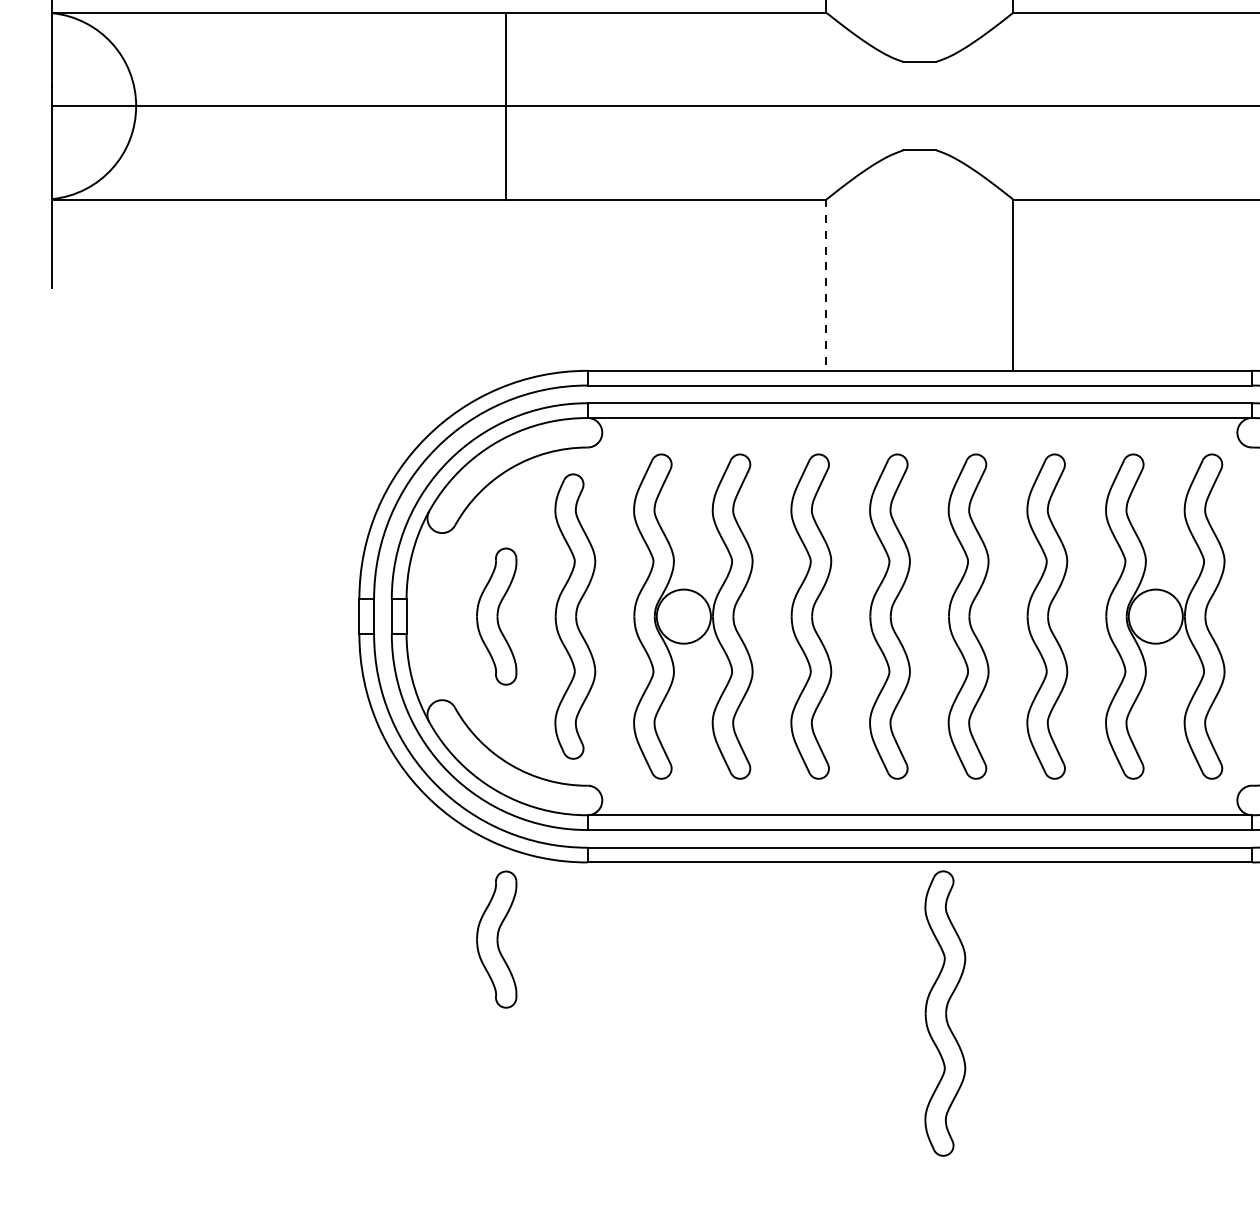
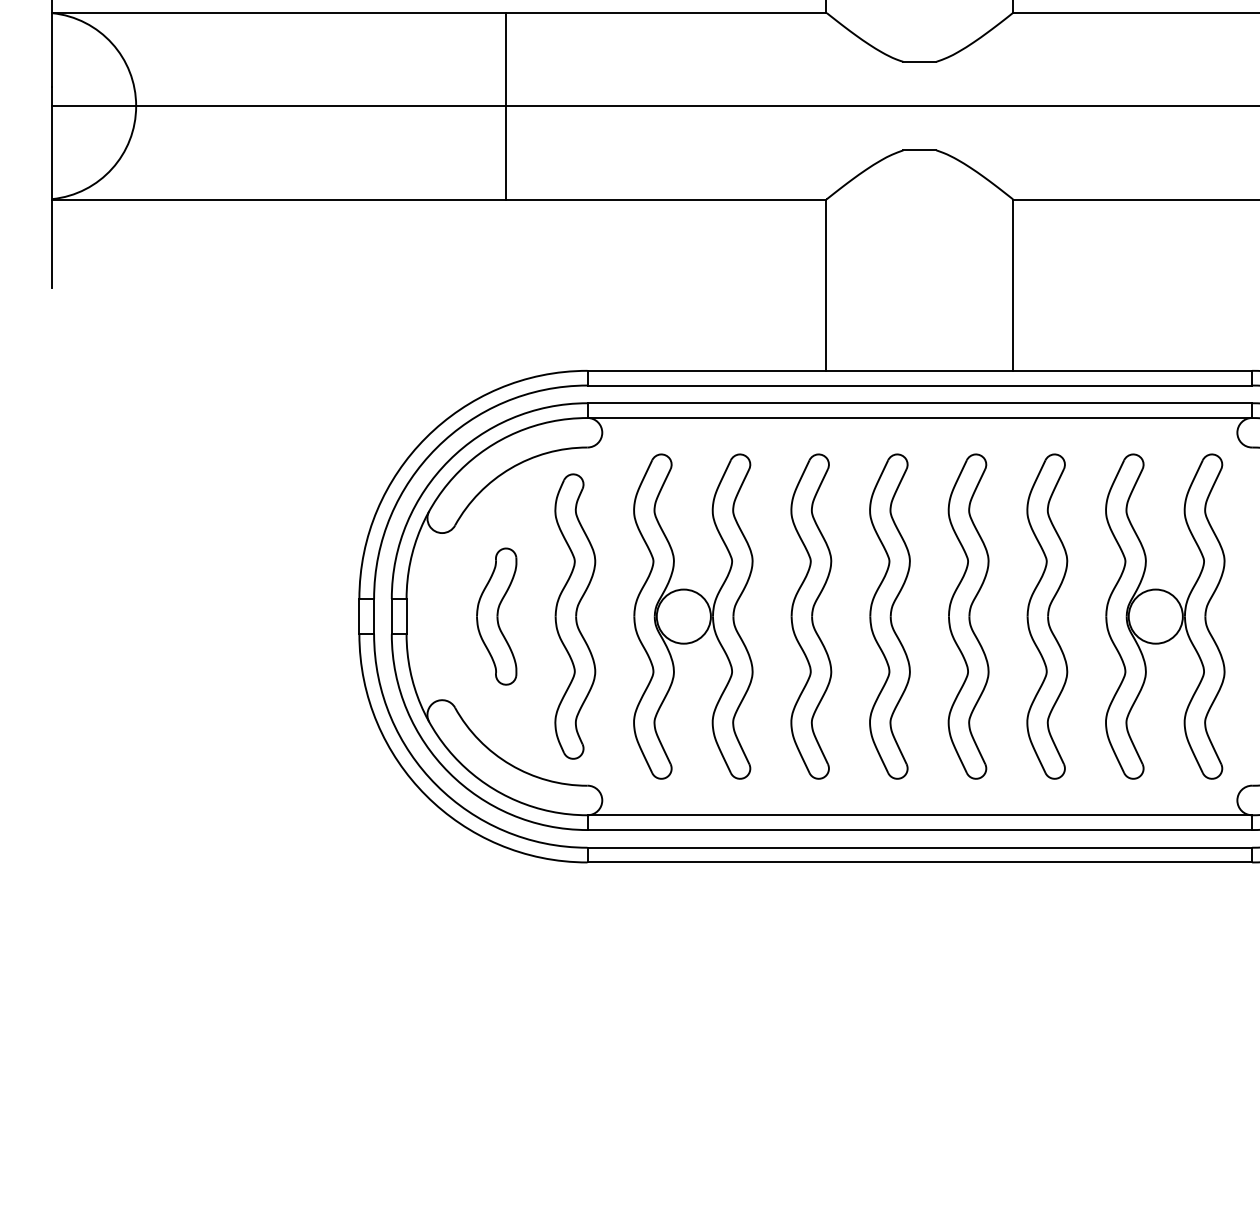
line: dashed -> solid (826, 285)
part: present -> none (496, 939)
part: present -> none (945, 1013)
